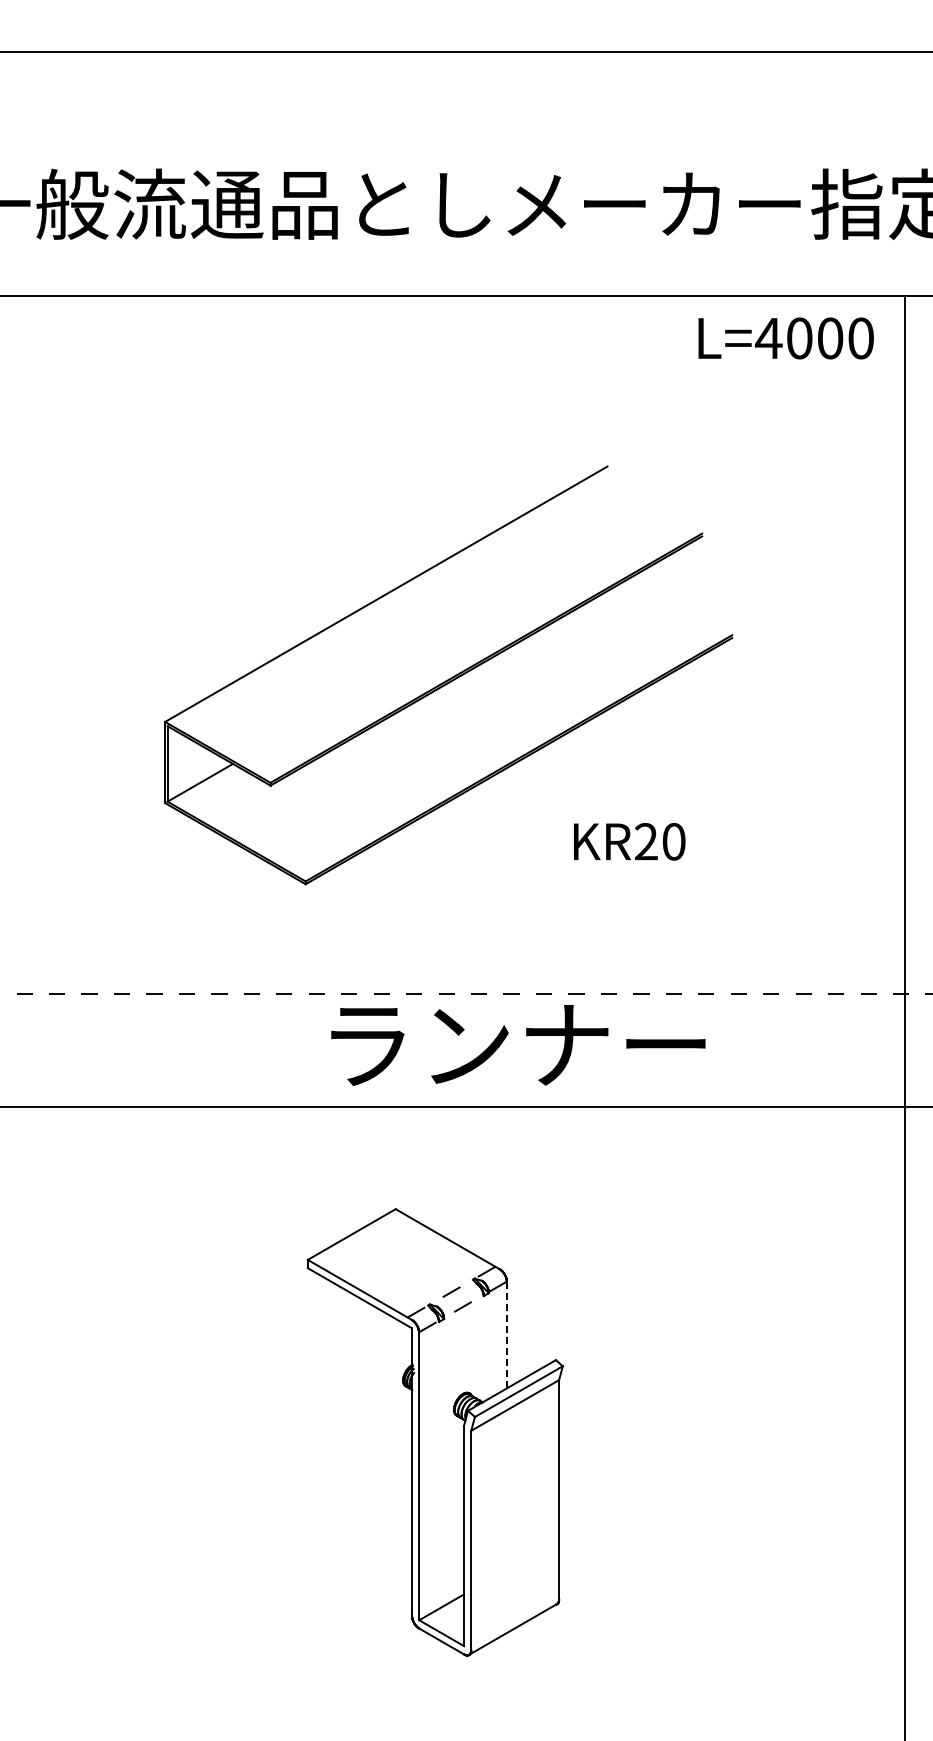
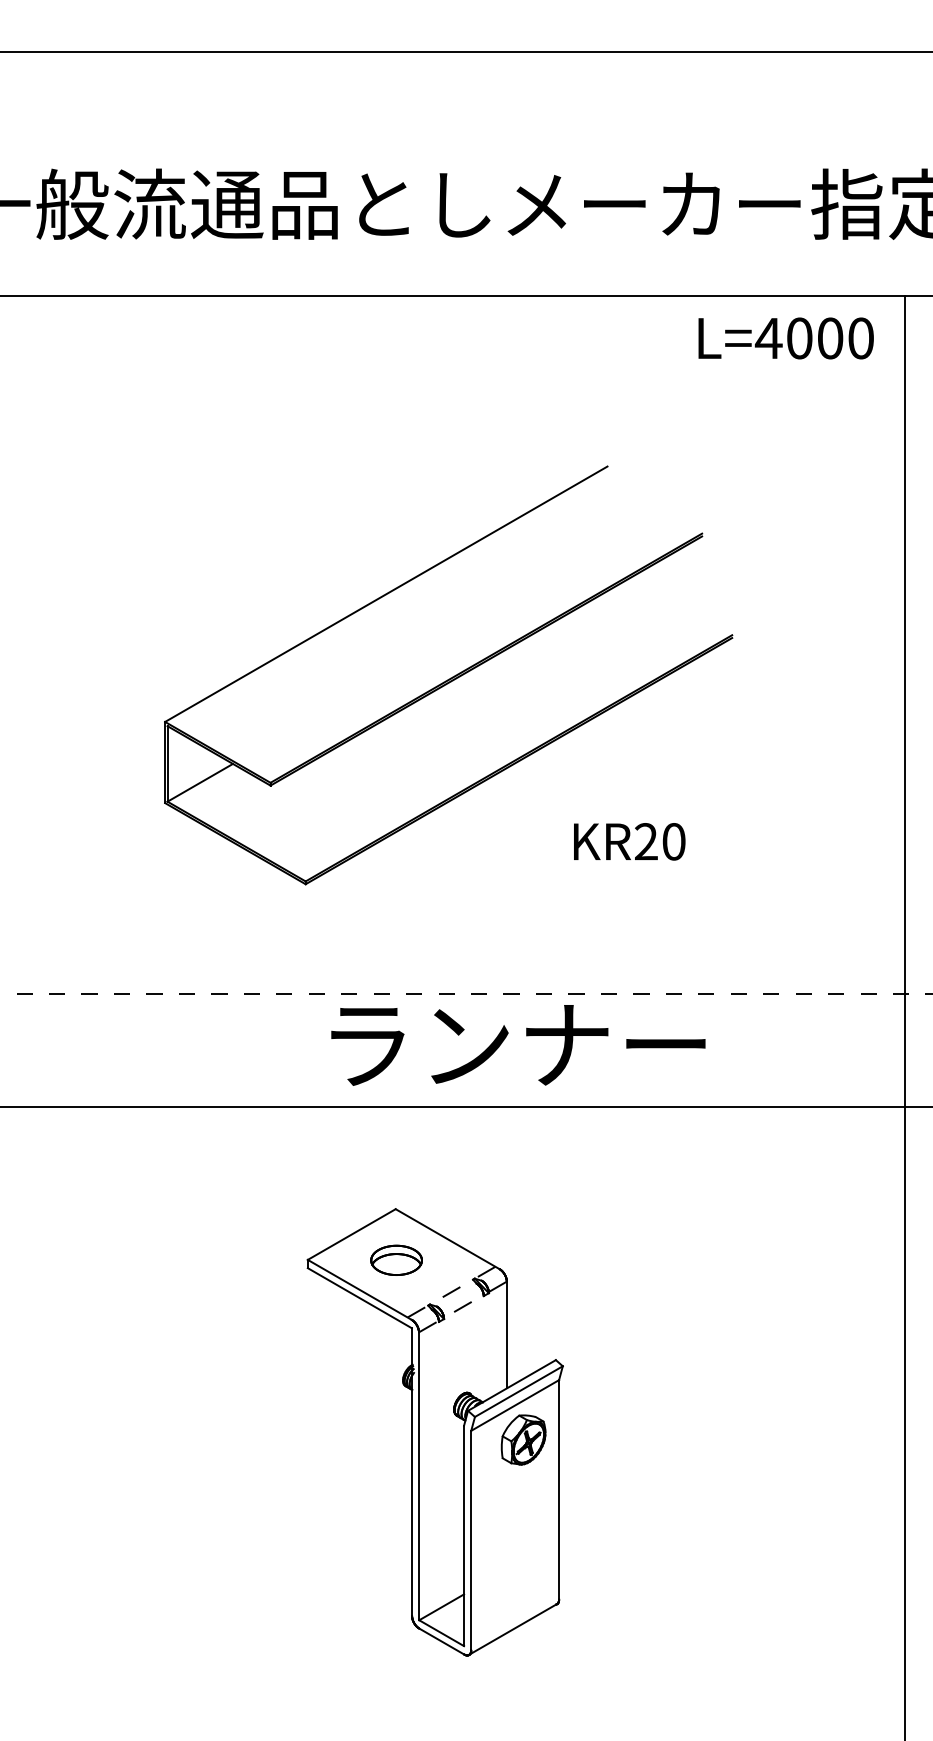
part: none -> present (396, 1259)
line: dashed -> solid (506, 1334)
part: none -> present (523, 1439)
